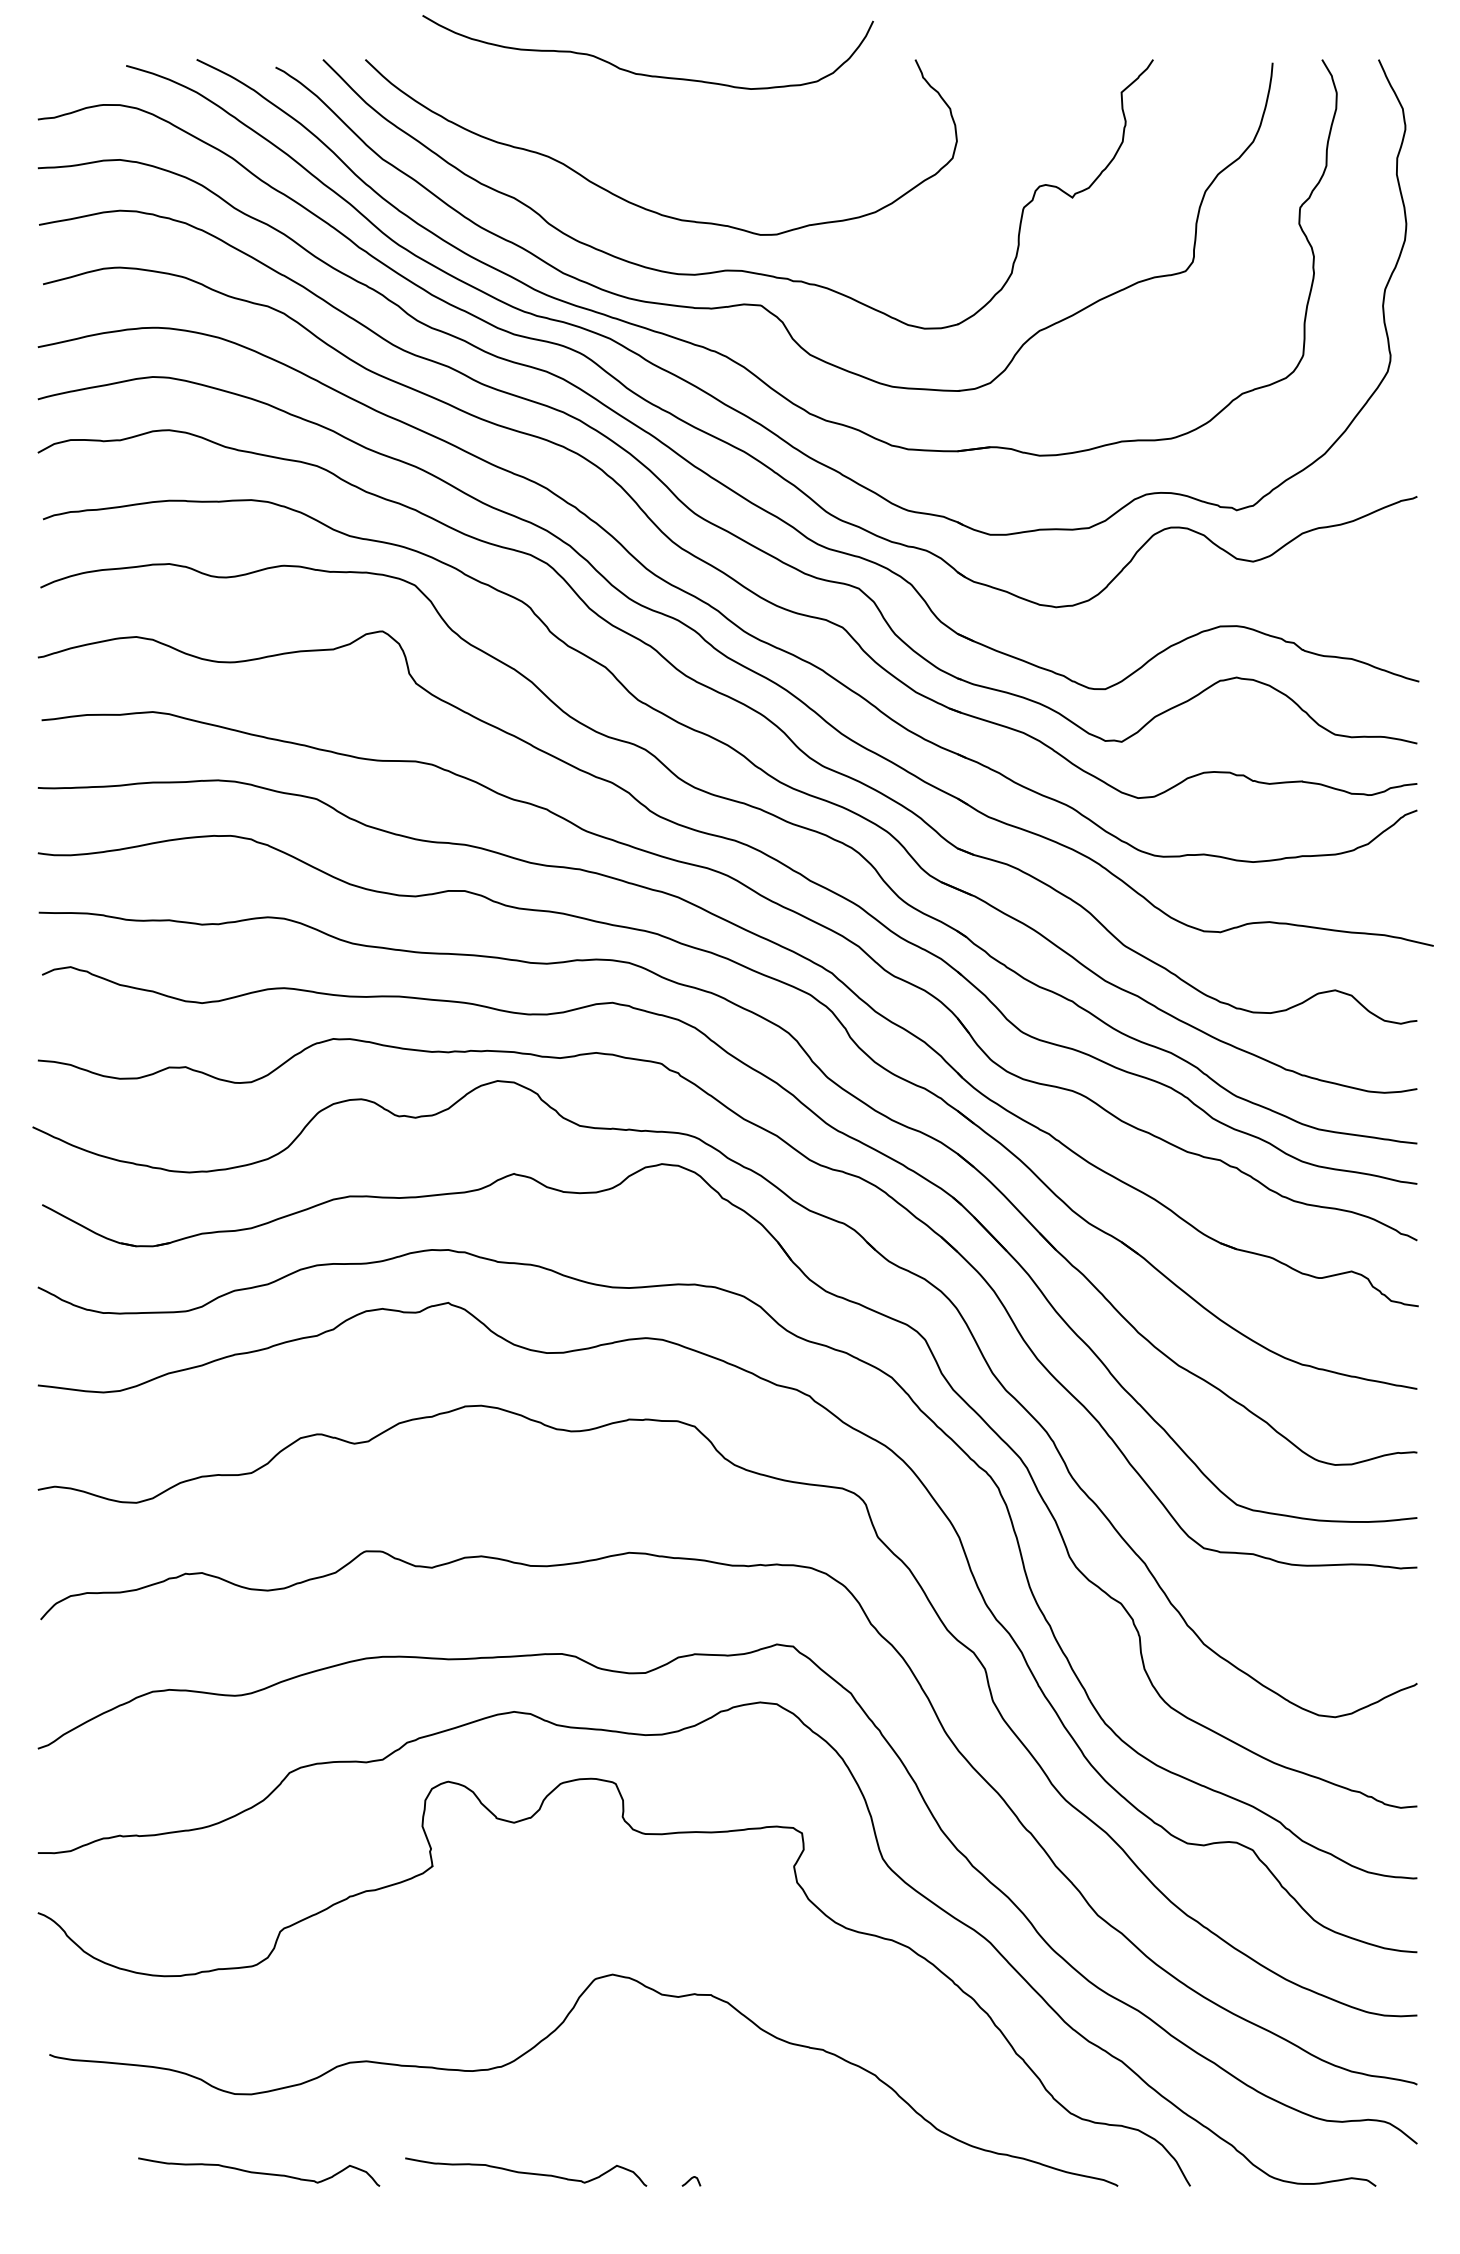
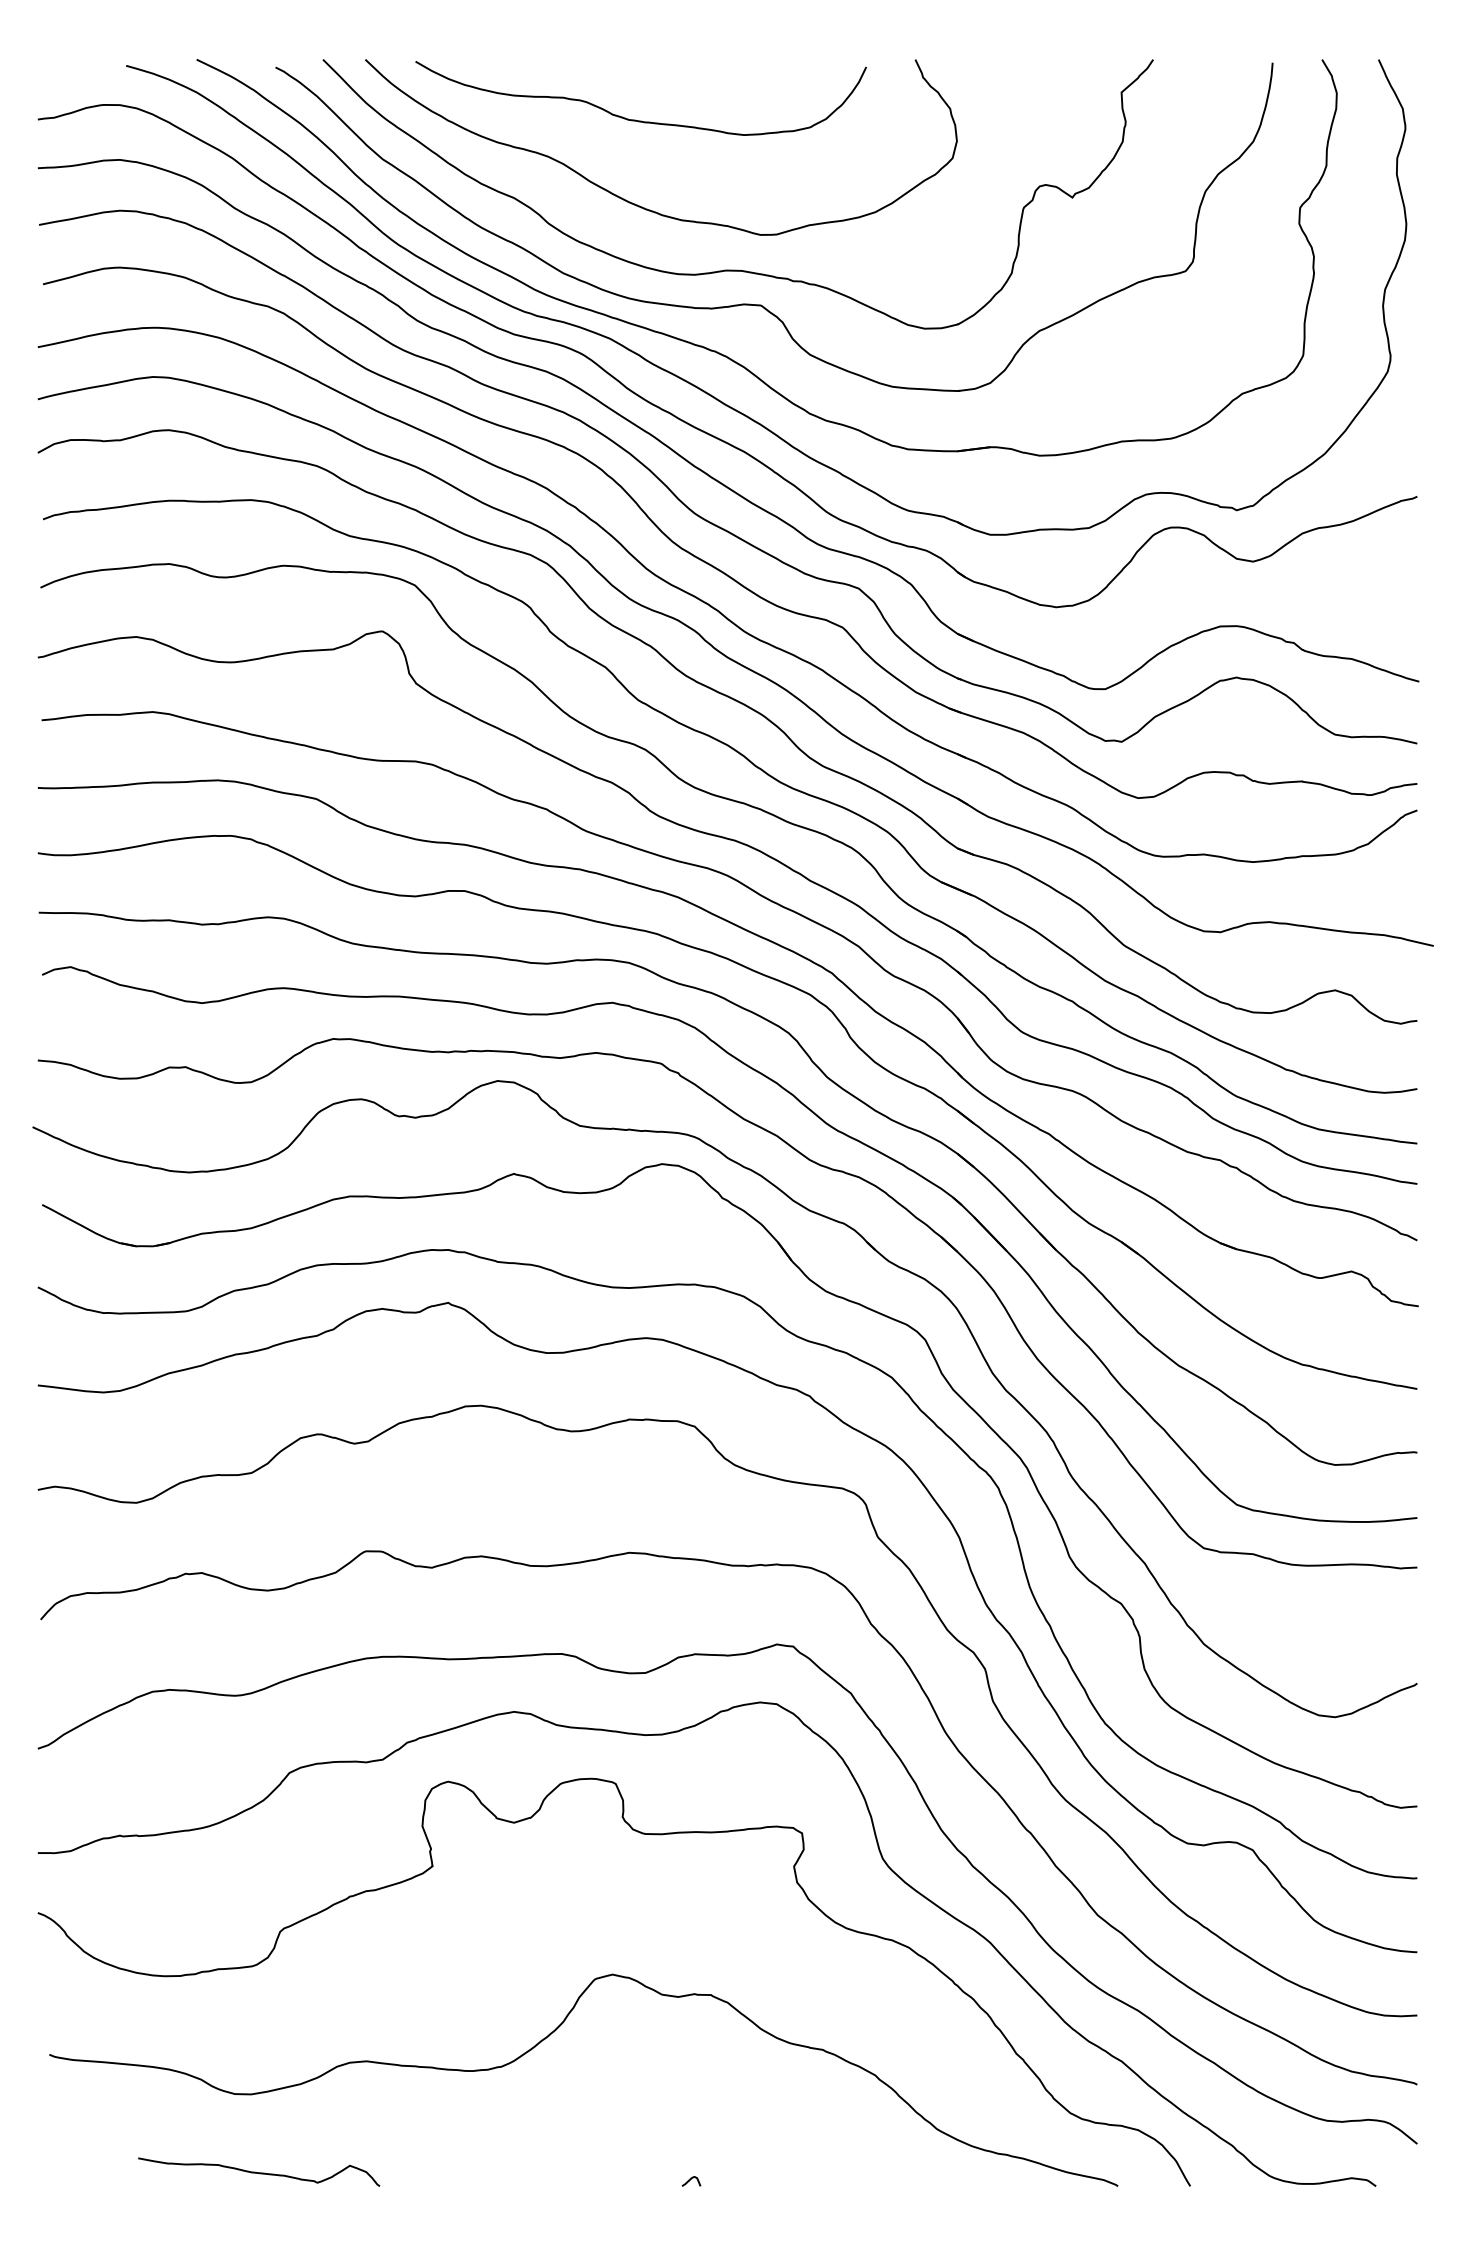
curve position: (642, 73) -> (635, 119) (635, 119)
curve: present -> none (526, 2172)
